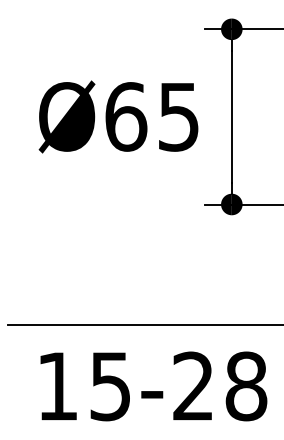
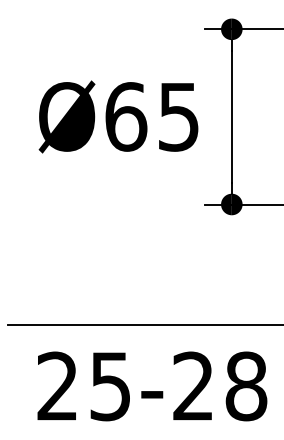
text: 15-28 -> 25-28 (56, 385)
